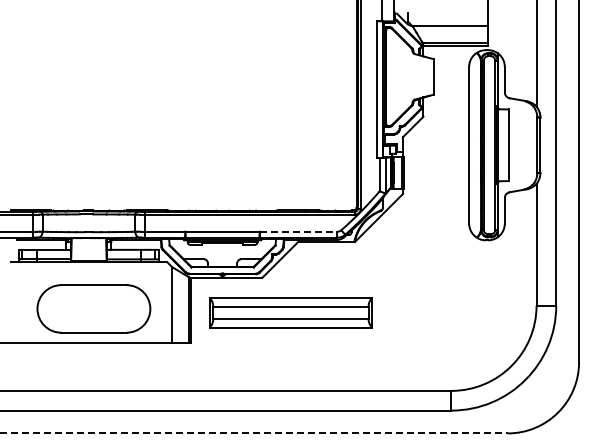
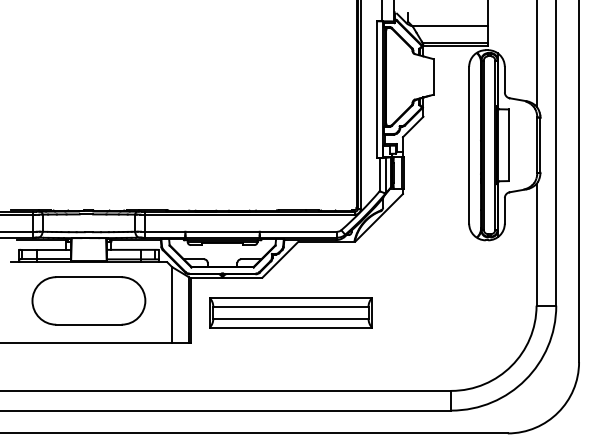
line: dashed -> solid (298, 231)
part position: (93, 308) -> (88, 300) (88, 300)
line: dashed -> solid (254, 433)
